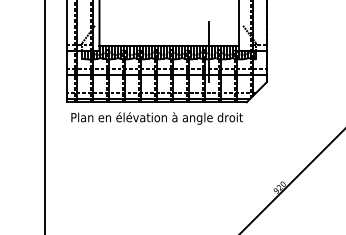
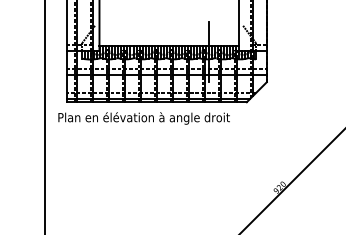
text position: (156, 118) -> (143, 118) (143, 118)
